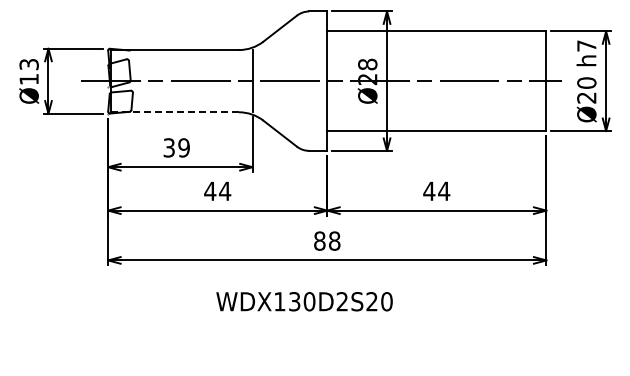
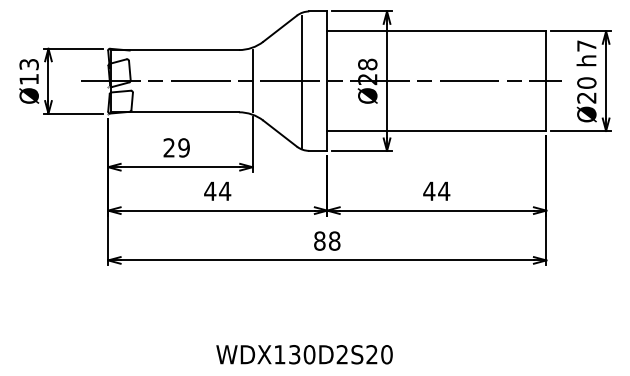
line: none -> present (302, 82)
line: dashed -> solid (175, 112)
text: 39 -> 29 (168, 147)
text position: (304, 301) -> (304, 354) (304, 354)
